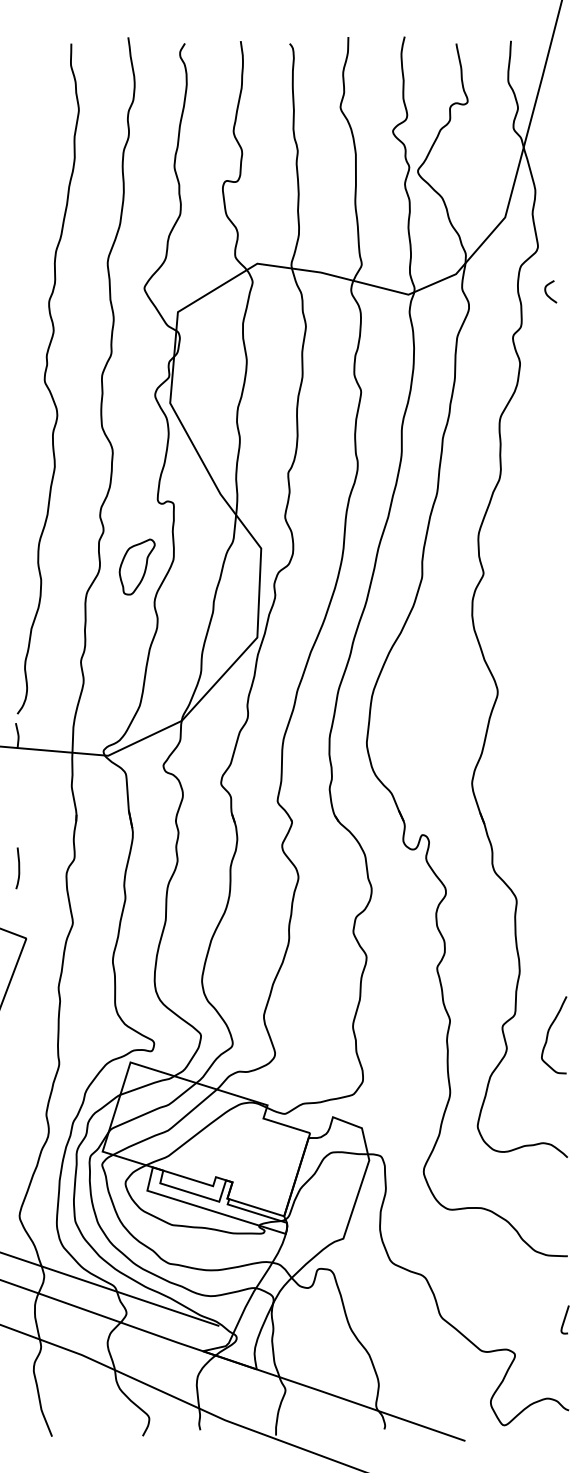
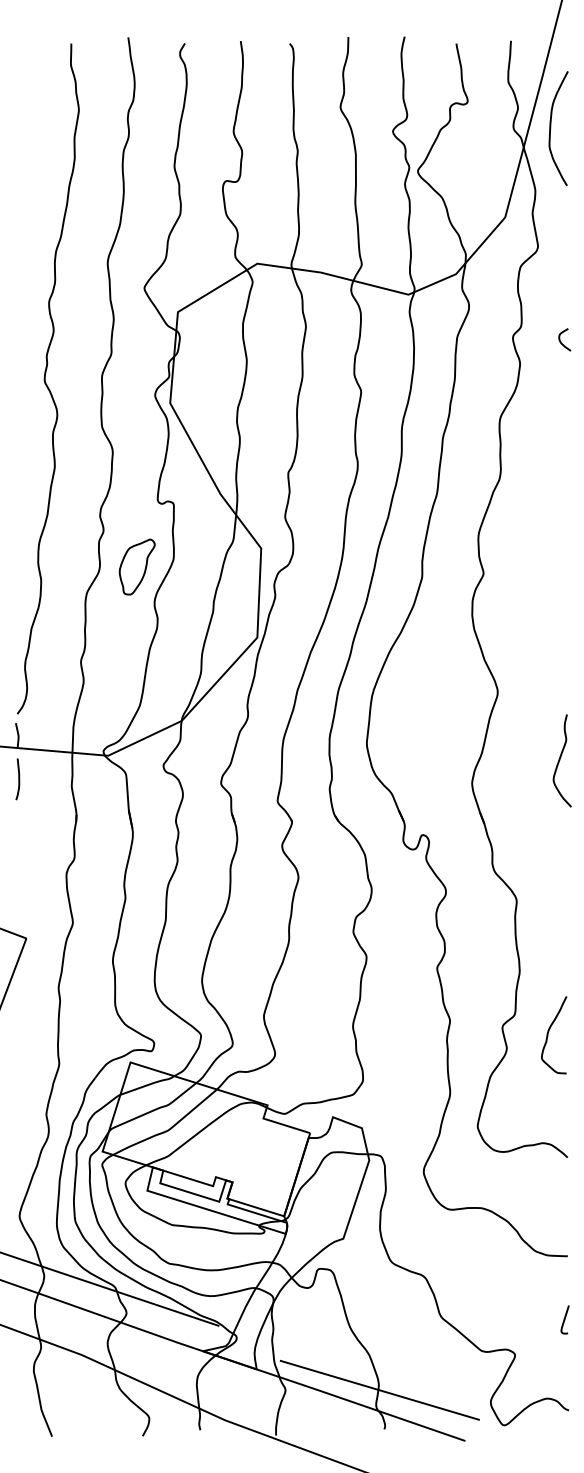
curve: none -> present (551, 128)
curve position: (547, 293) -> (561, 341) (561, 341)
curve: none -> present (560, 760)
curve position: (18, 868) -> (18, 779) (18, 779)
line: none -> present (379, 1389)
